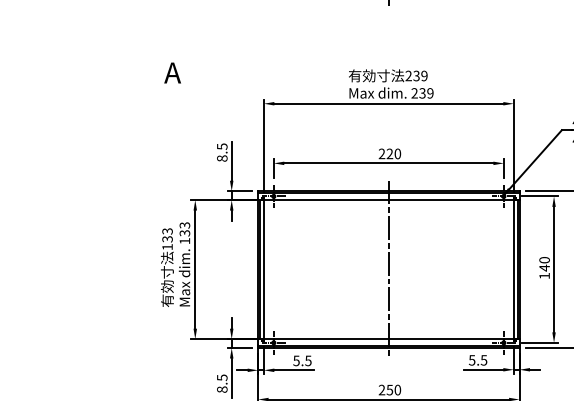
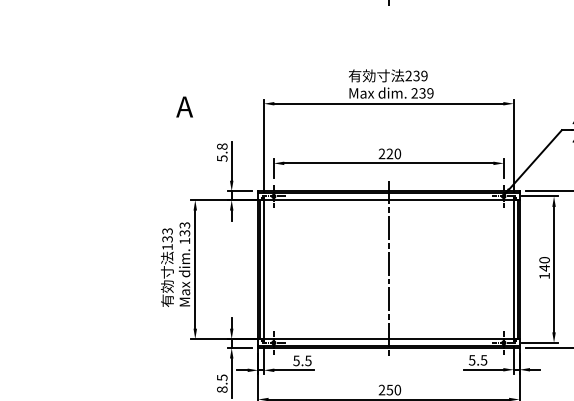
text position: (172, 72) -> (184, 106) (184, 106)
text: 8.5 -> 5.8 (222, 152)
